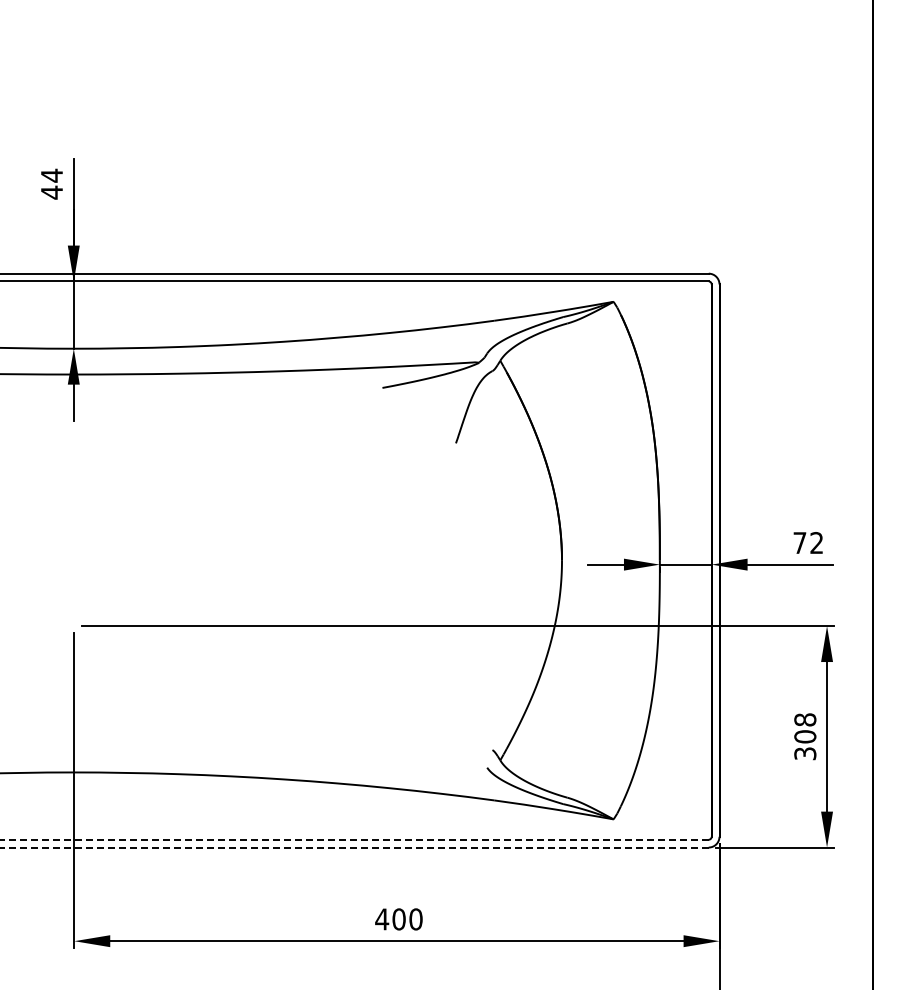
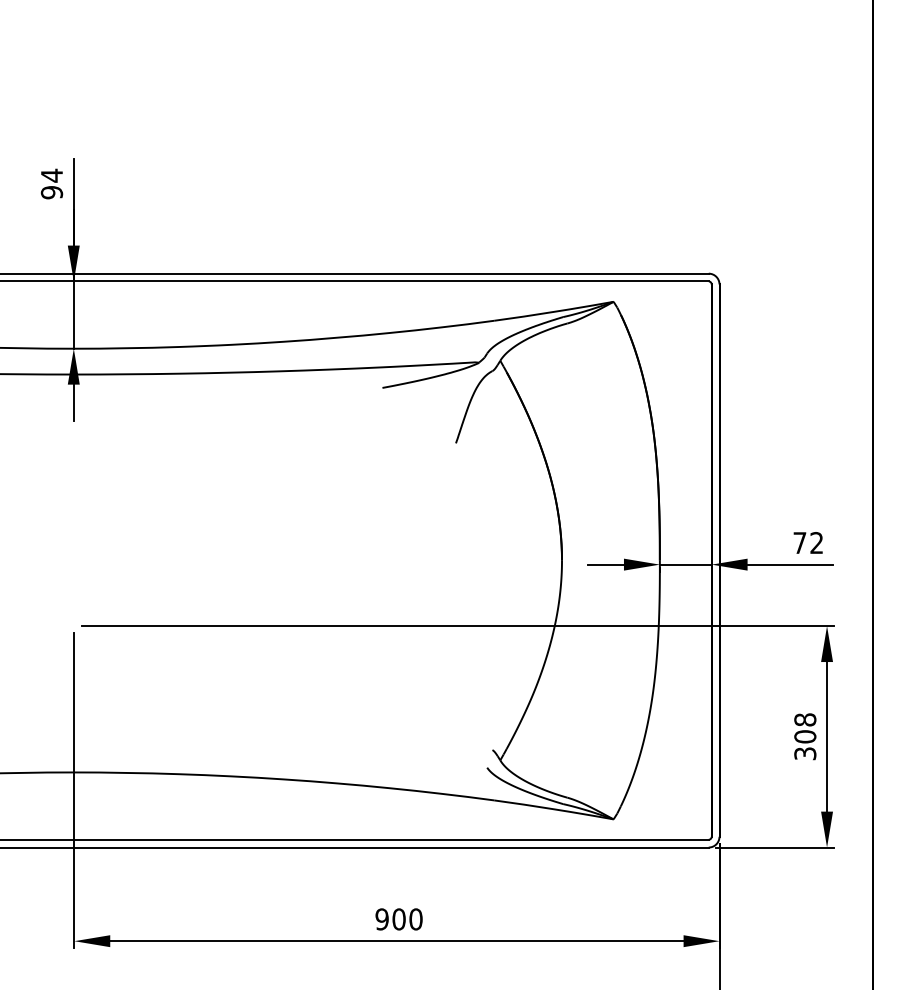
text: 44 -> 94 (51, 192)
line: dashed -> solid (354, 839)
line: dashed -> solid (354, 847)
text: 400 -> 900 (382, 919)
